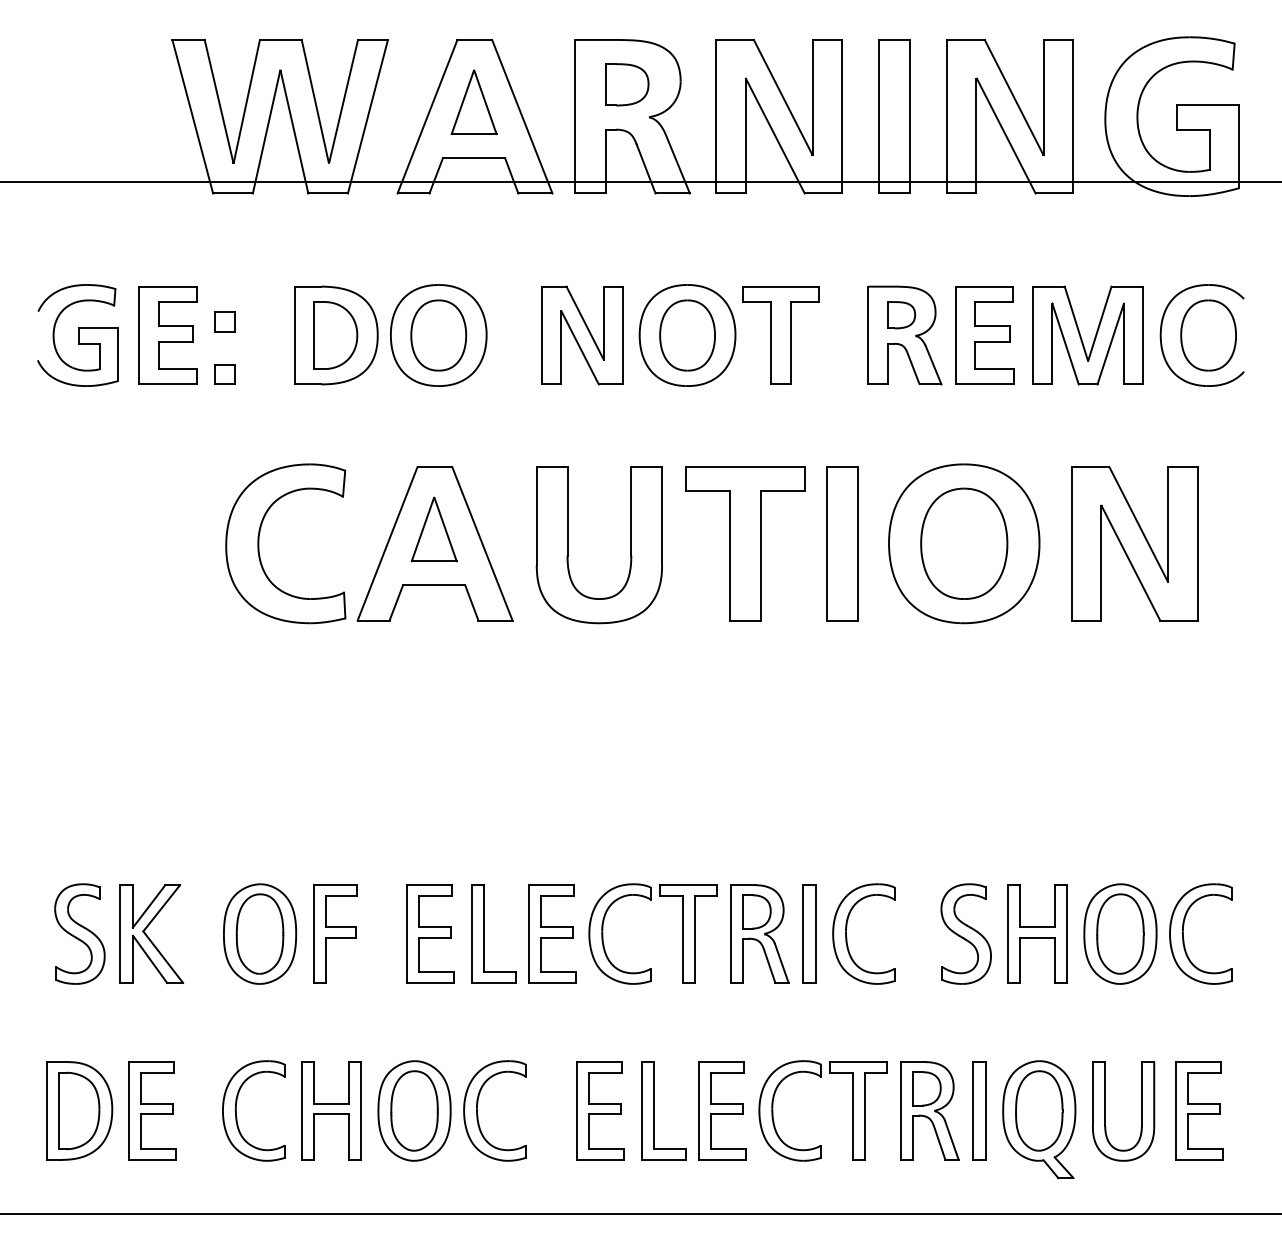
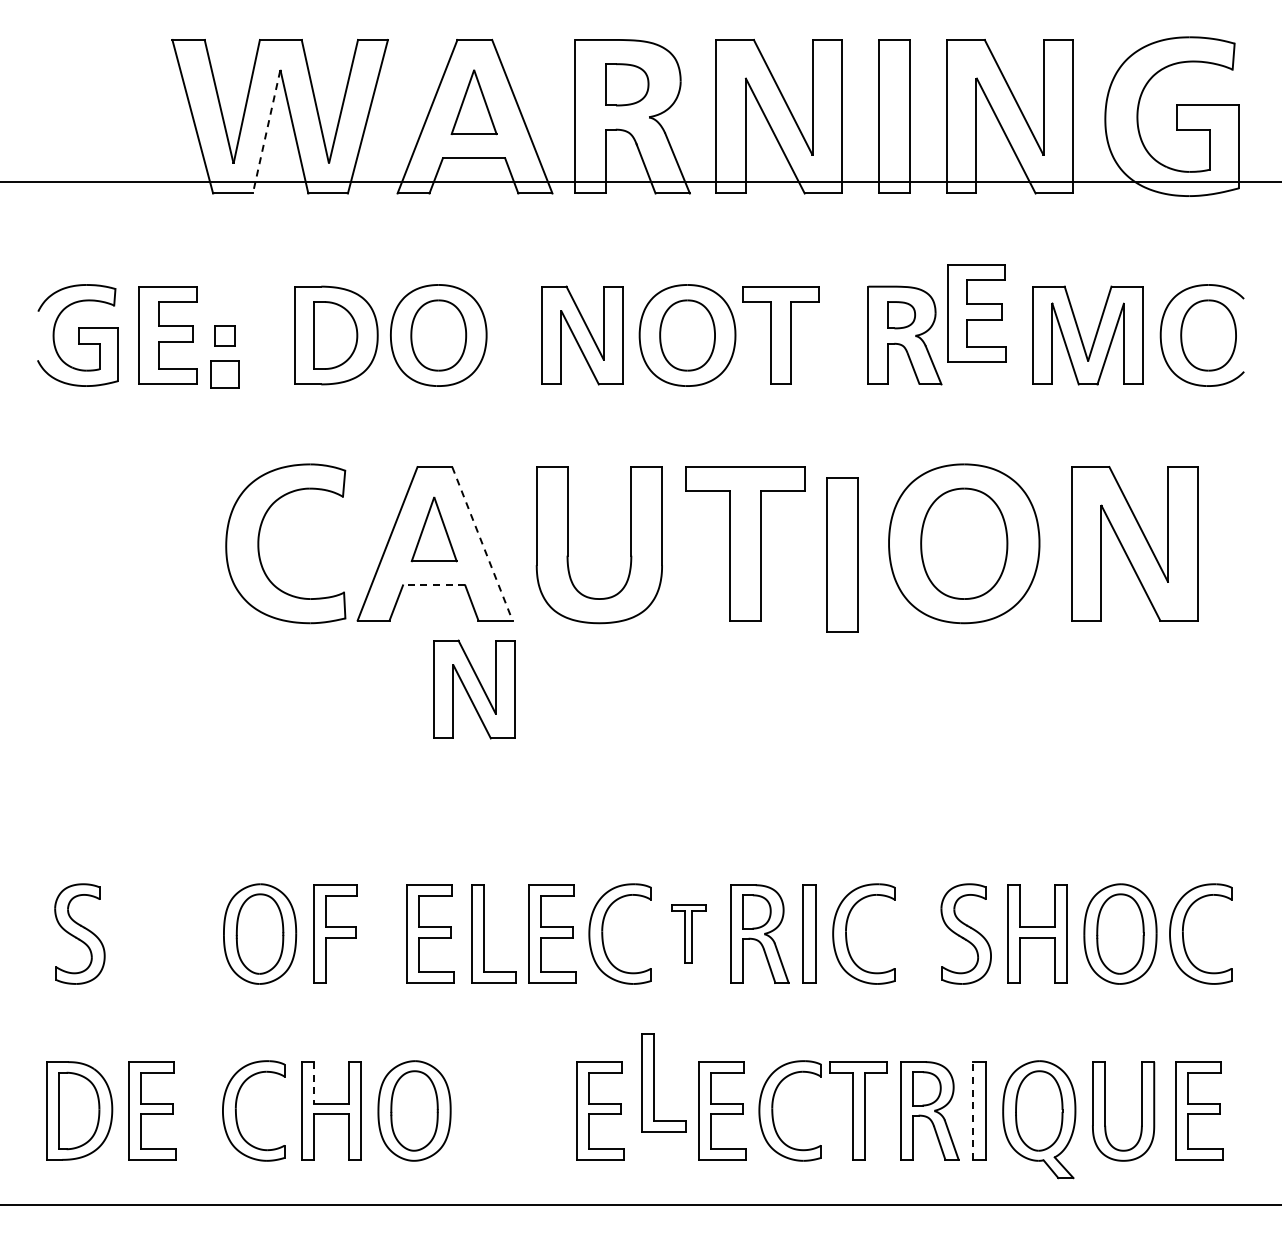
line: solid -> dashed (266, 132)
part position: (224, 321) -> (224, 335) (224, 335)
part position: (984, 335) -> (976, 313) (976, 313)
part size: 22x21 px -> 30x29 px (224, 374)
part position: (842, 543) -> (842, 554) (842, 554)
line: solid -> dashed (482, 544)
line: solid -> dashed (433, 585)
part: none -> present (474, 689)
part: present -> none (151, 933)
part size: 59x100 px -> 36x60 px (688, 933)
line: solid -> dashed (314, 1082)
part position: (654, 1110) -> (654, 1082) (654, 1082)
line: solid -> dashed (973, 1110)
part: present -> none (478, 1114)
line position: (640, 1213) -> (640, 1204) (640, 1204)
